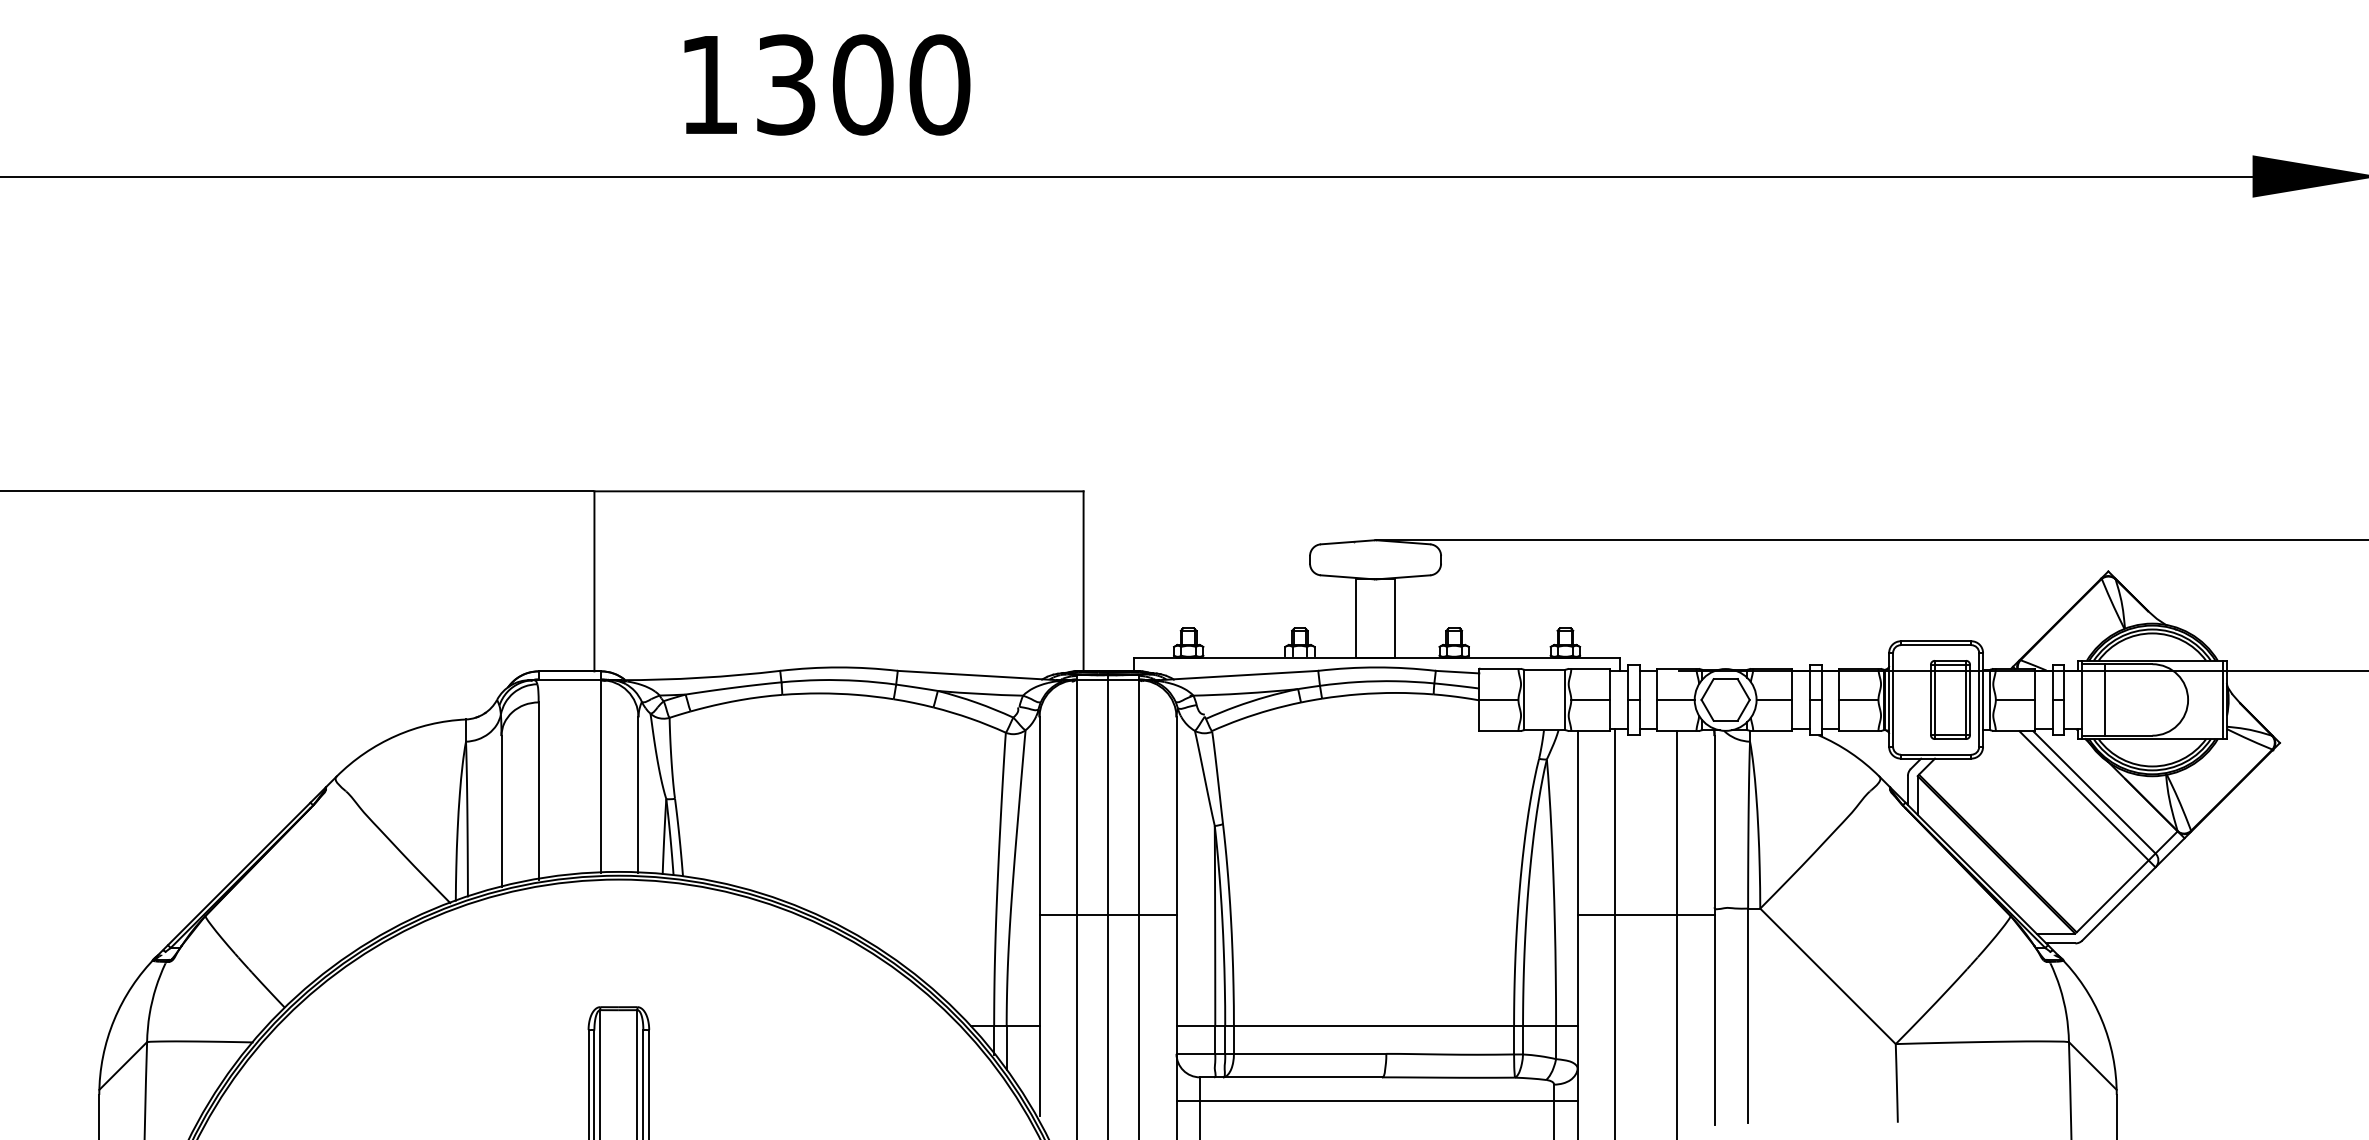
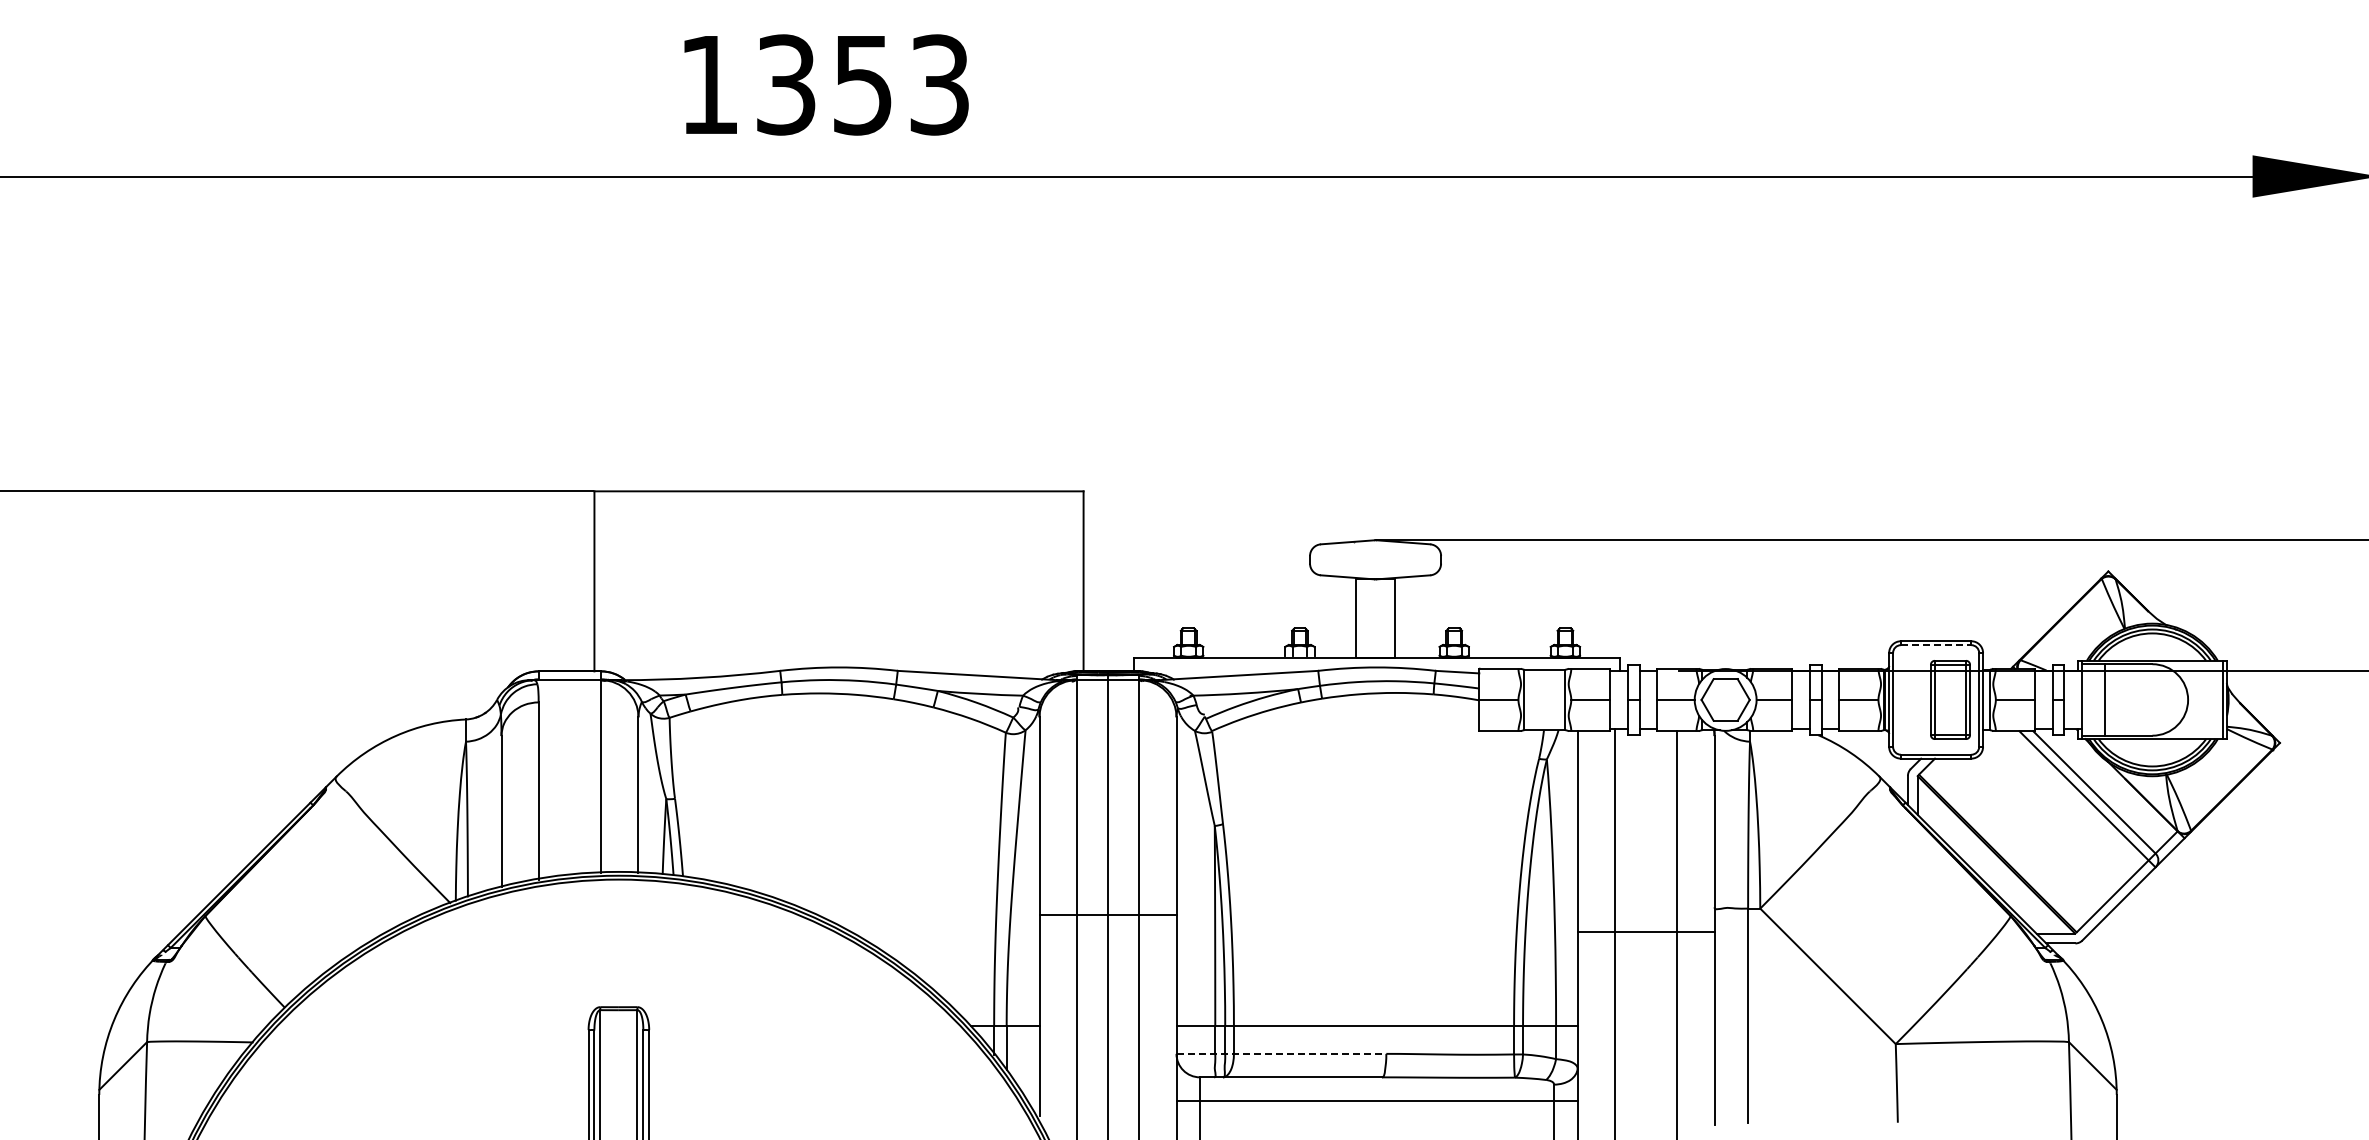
text: 1300 -> 1353 (901, 84)
line: solid -> dashed (1936, 645)
line position: (1645, 914) -> (1645, 931) (1645, 931)
line: solid -> dashed (1281, 1053)
